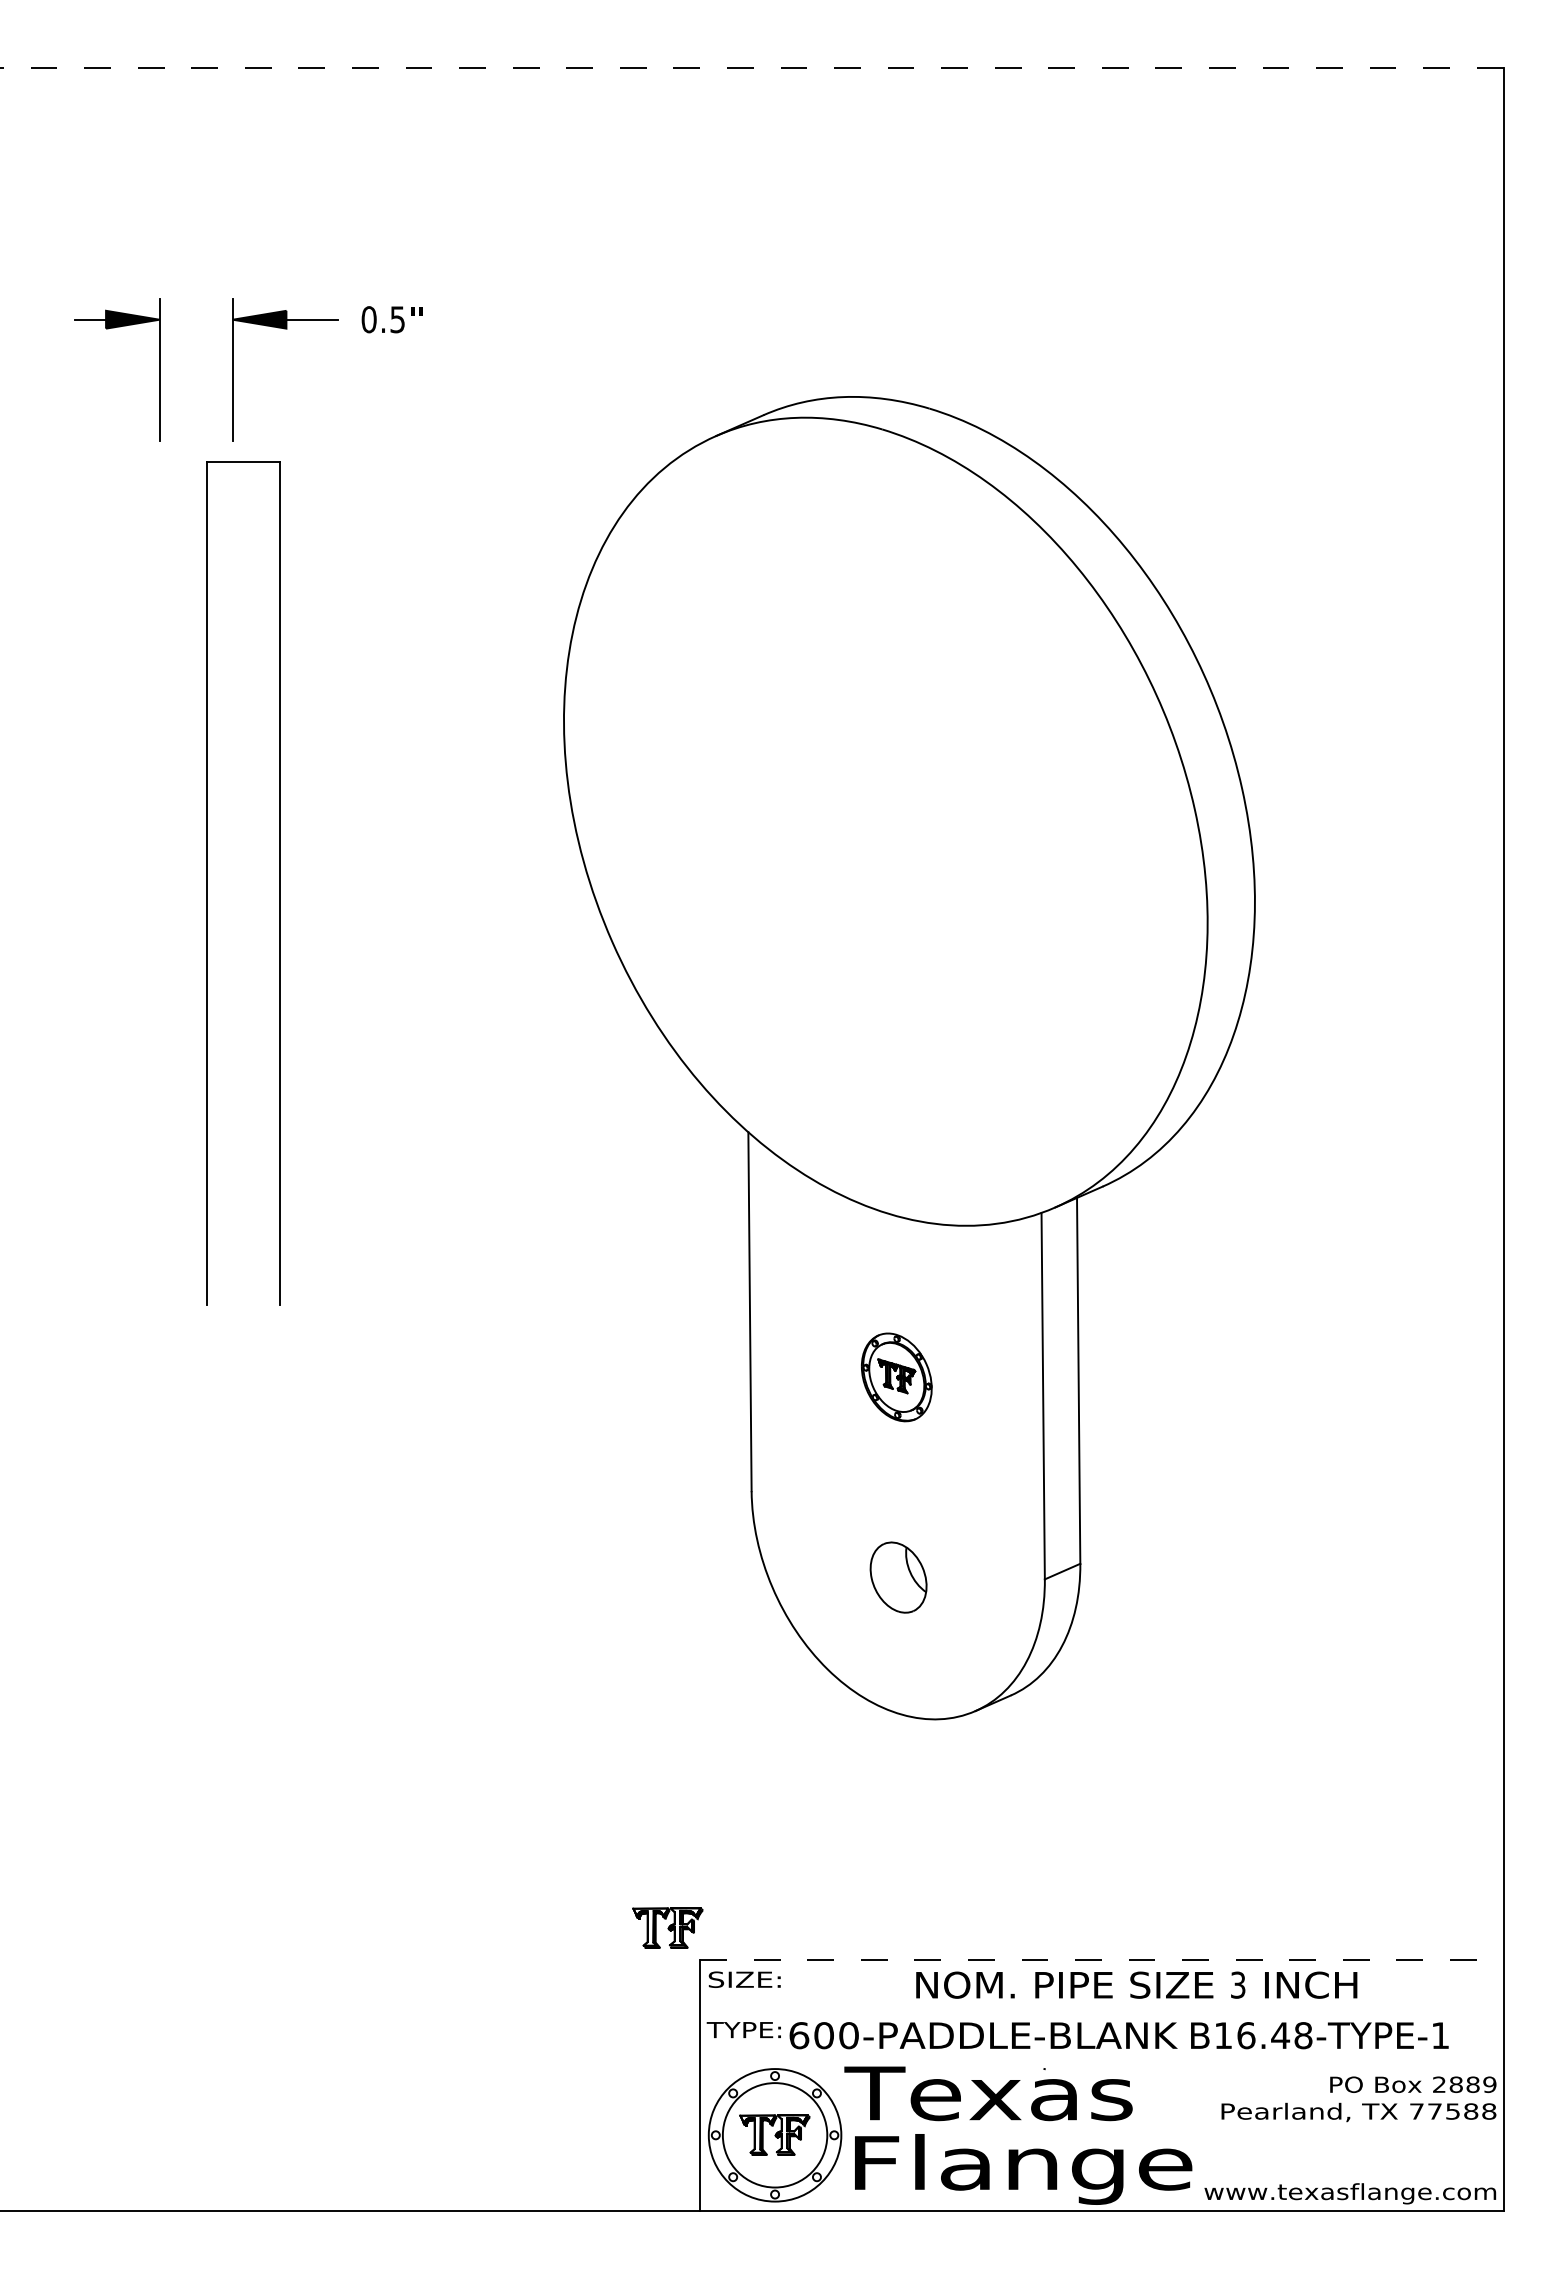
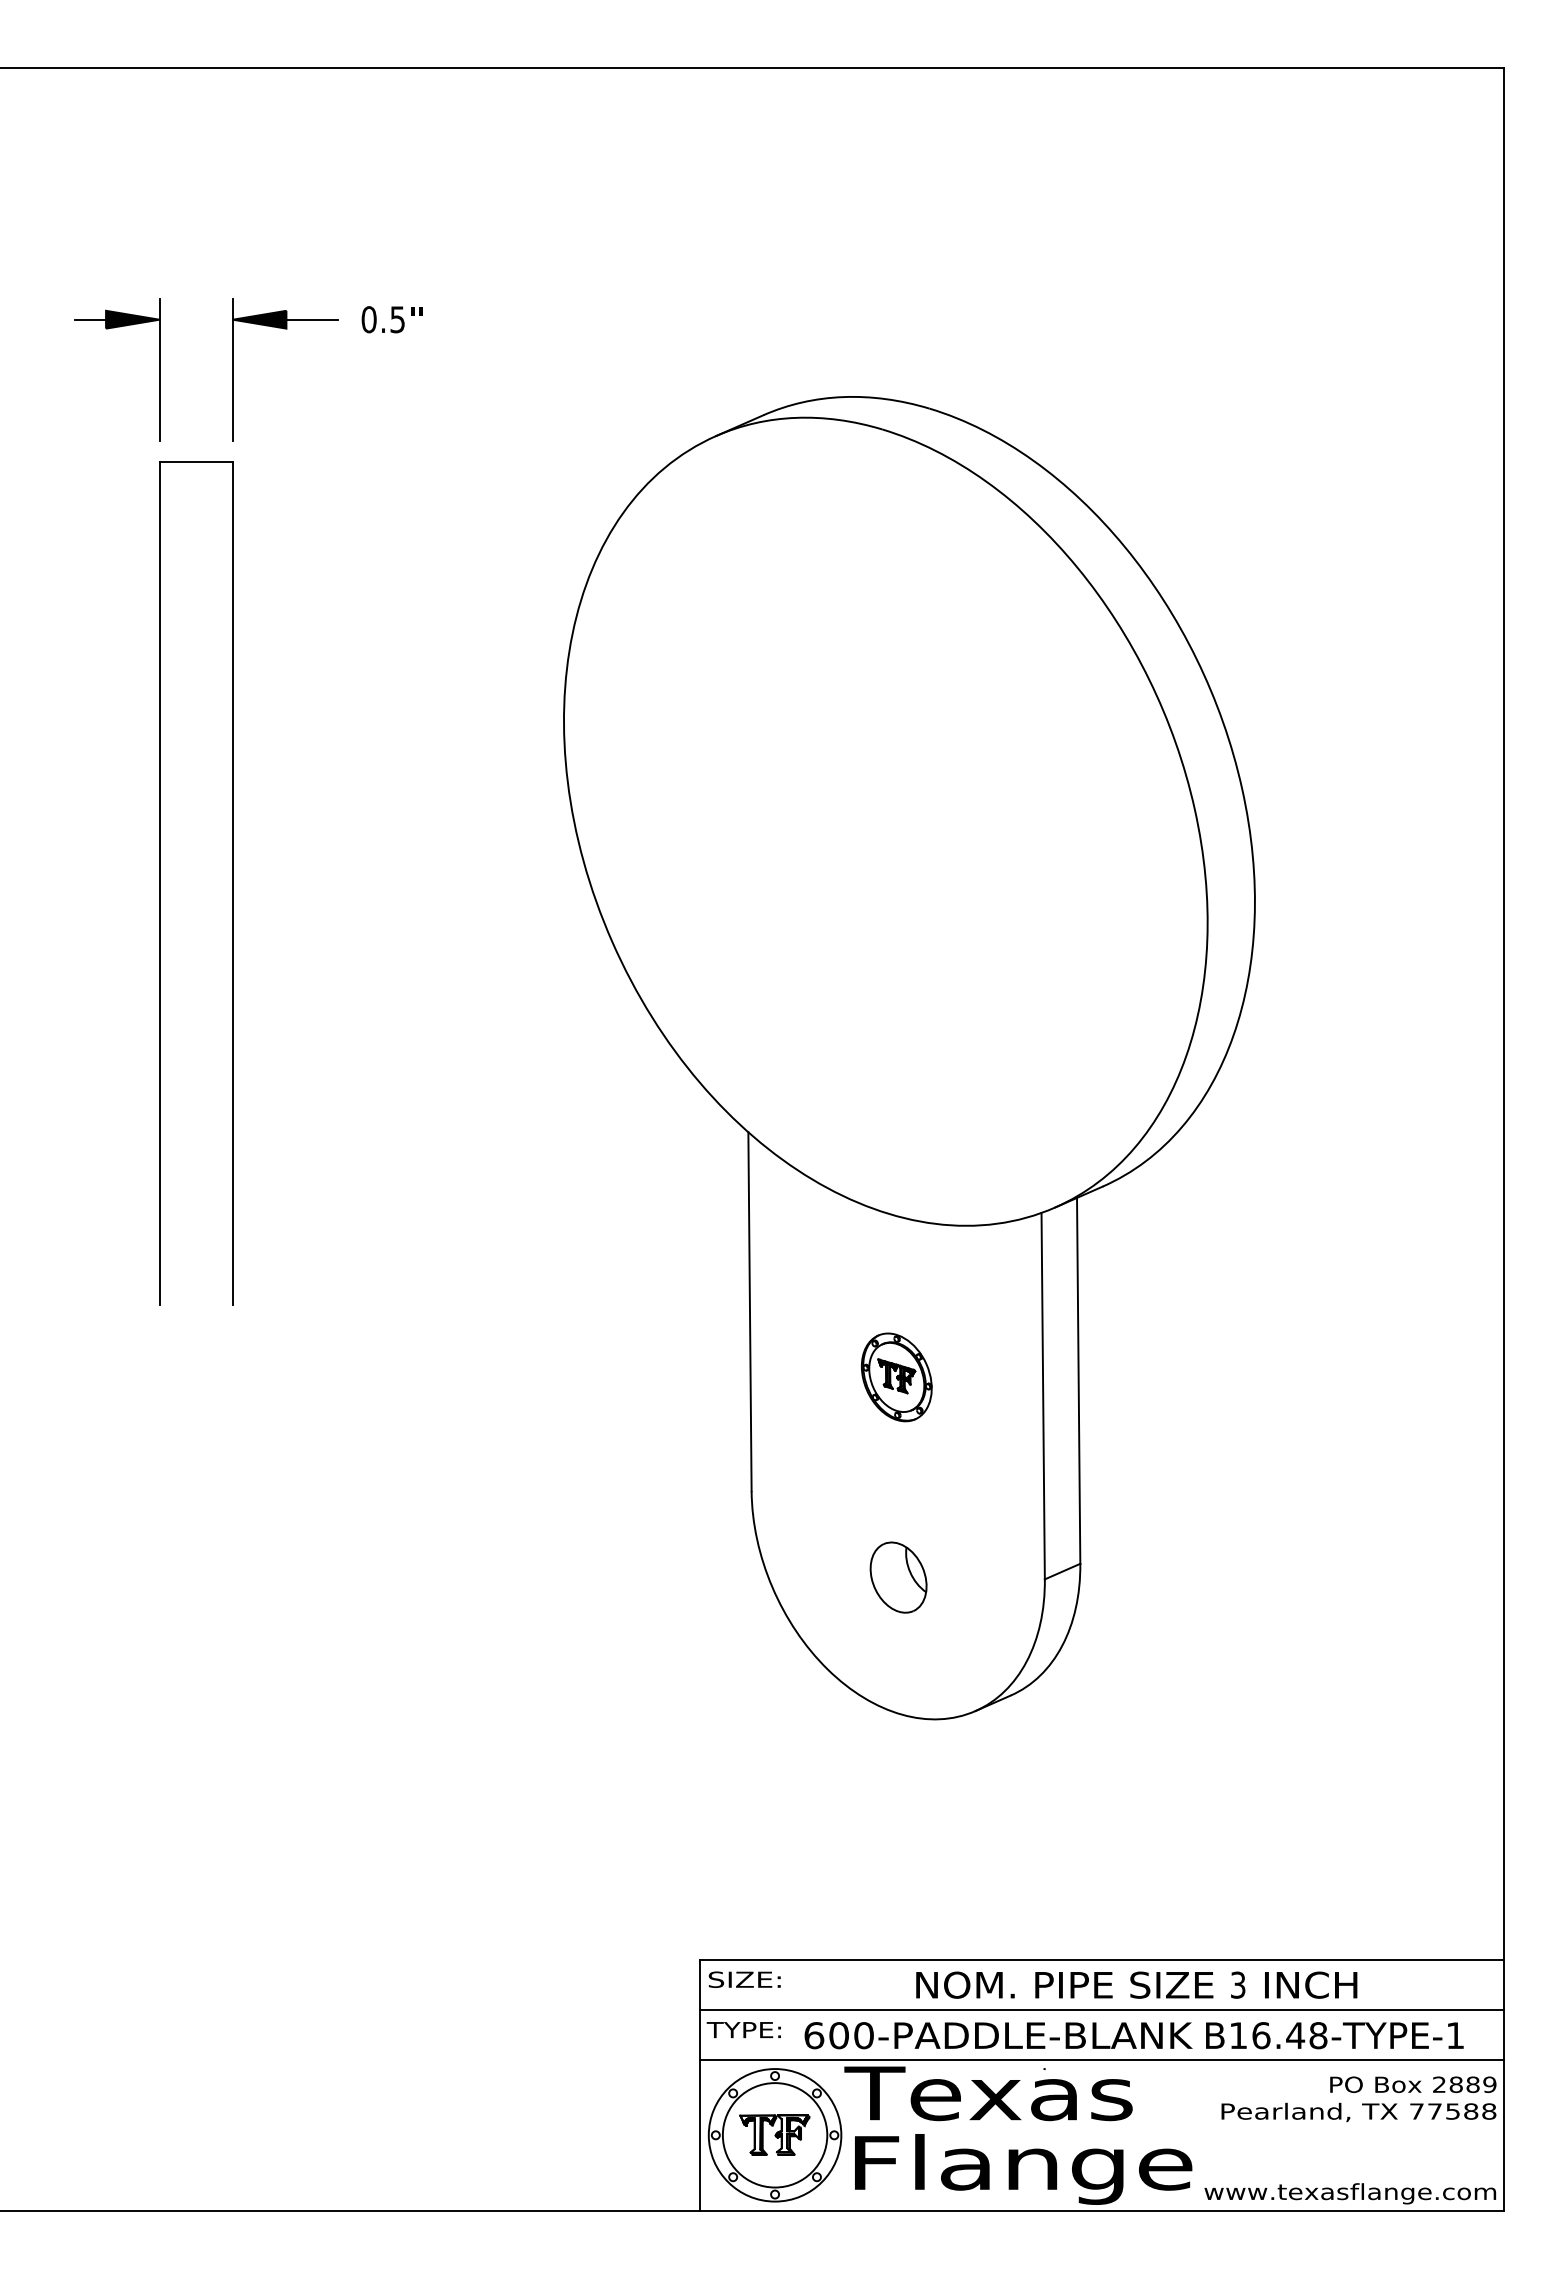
line: dashed -> solid (752, 68)
part position: (207, 883) -> (160, 883) (160, 883)
part: present -> none (667, 1927)
line: dashed -> solid (1101, 1959)
line: none -> present (1101, 2009)
text position: (1118, 2035) -> (1133, 2035) (1133, 2035)
line: none -> present (1101, 2060)
